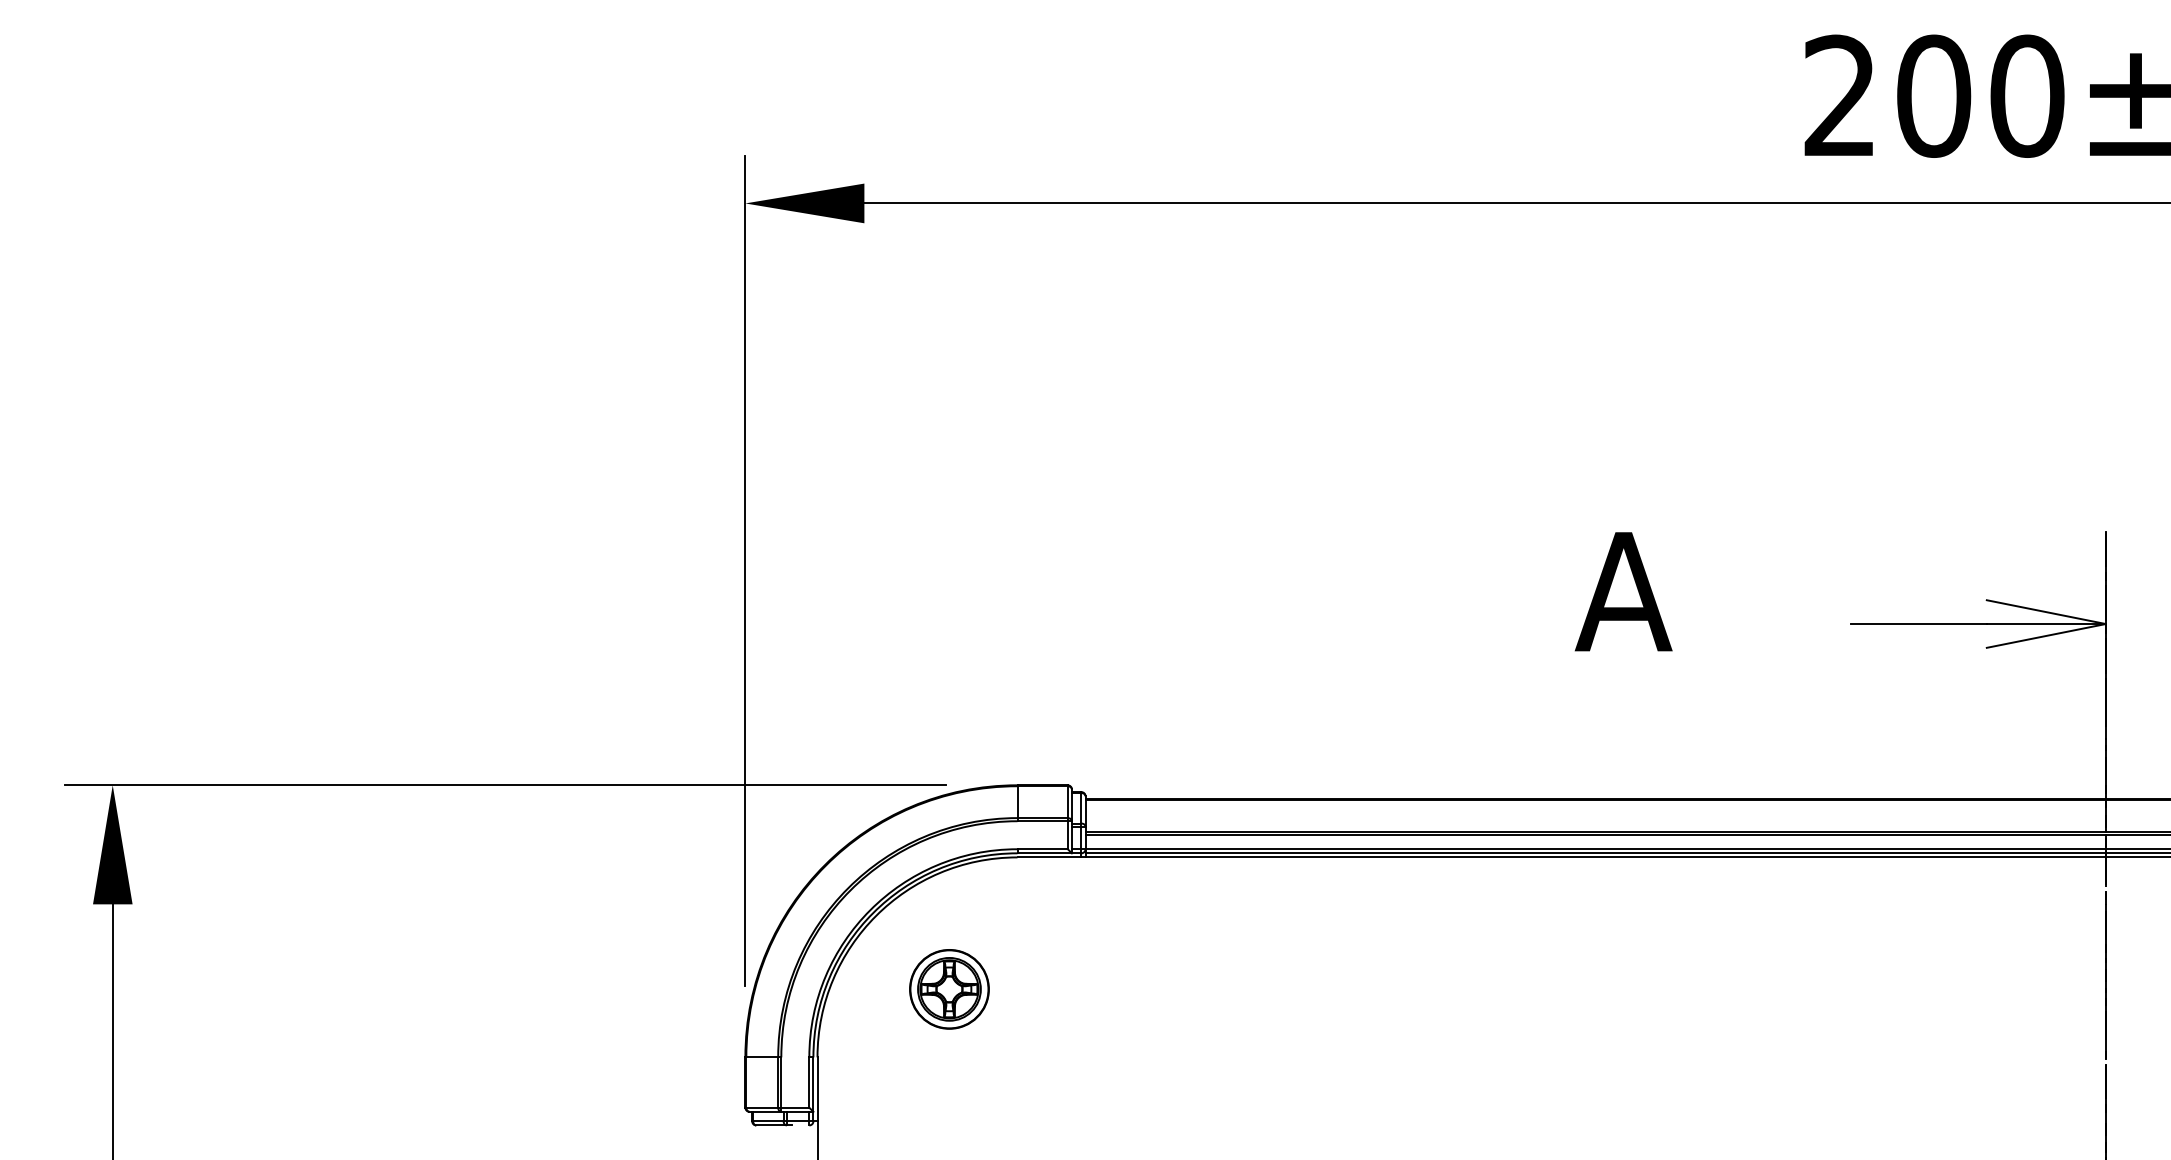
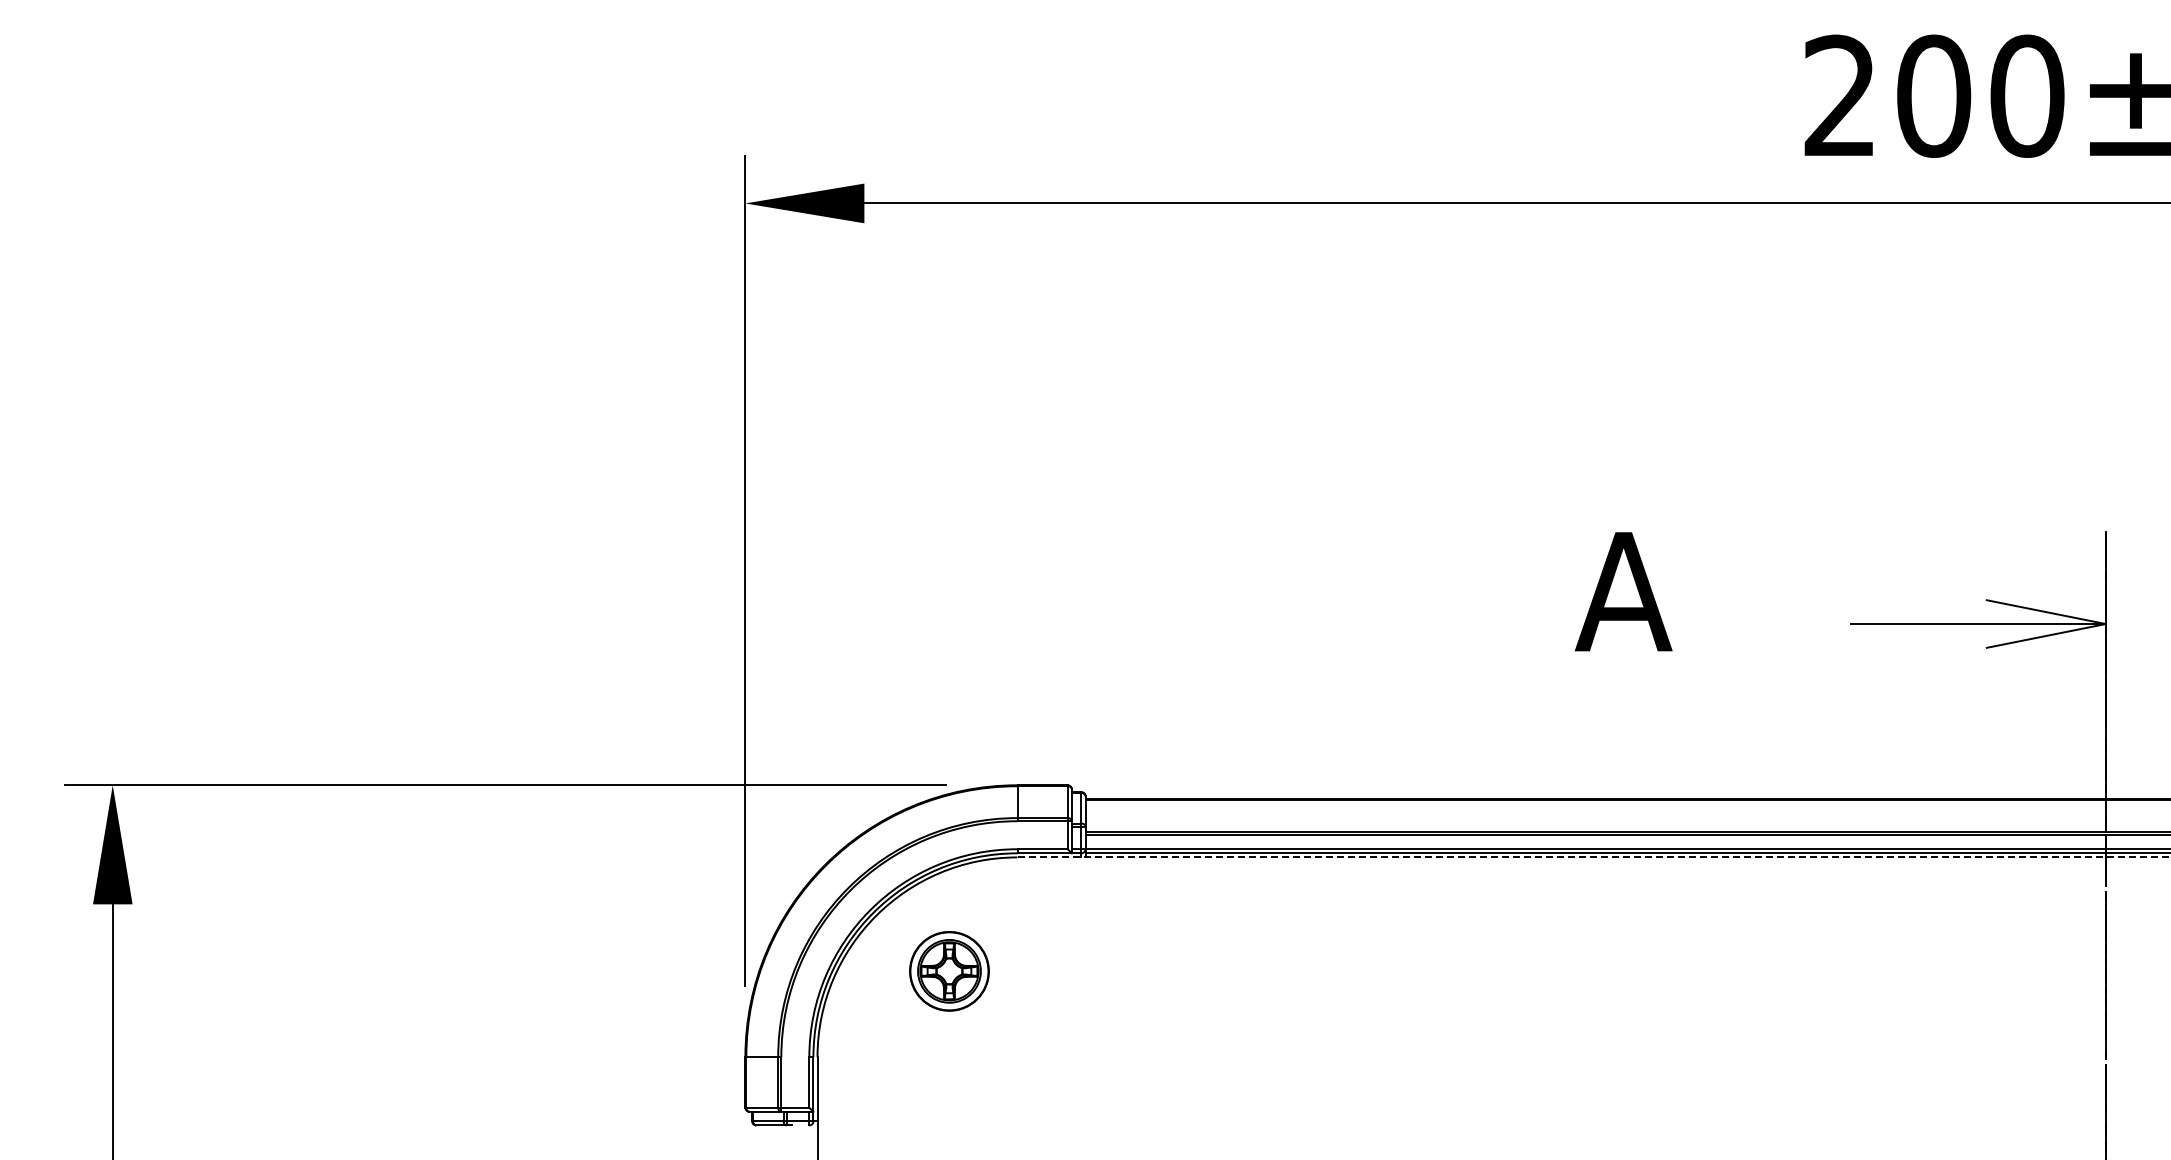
line: solid -> dashed (1594, 857)
part position: (949, 989) -> (949, 971) (949, 971)
